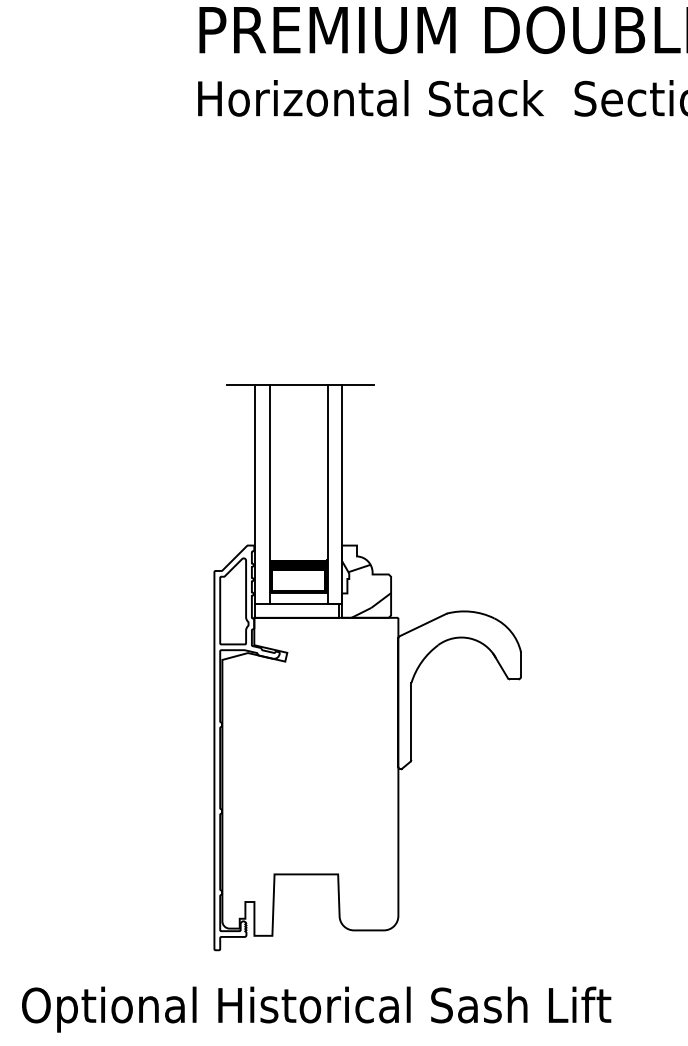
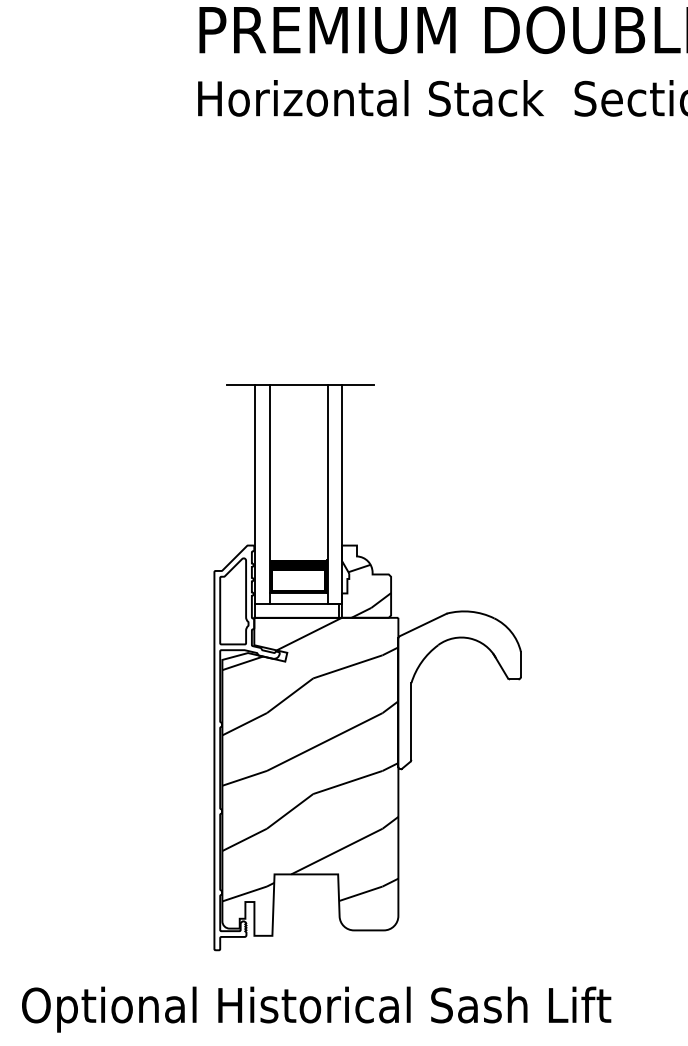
hatch: none -> present (310, 759)
